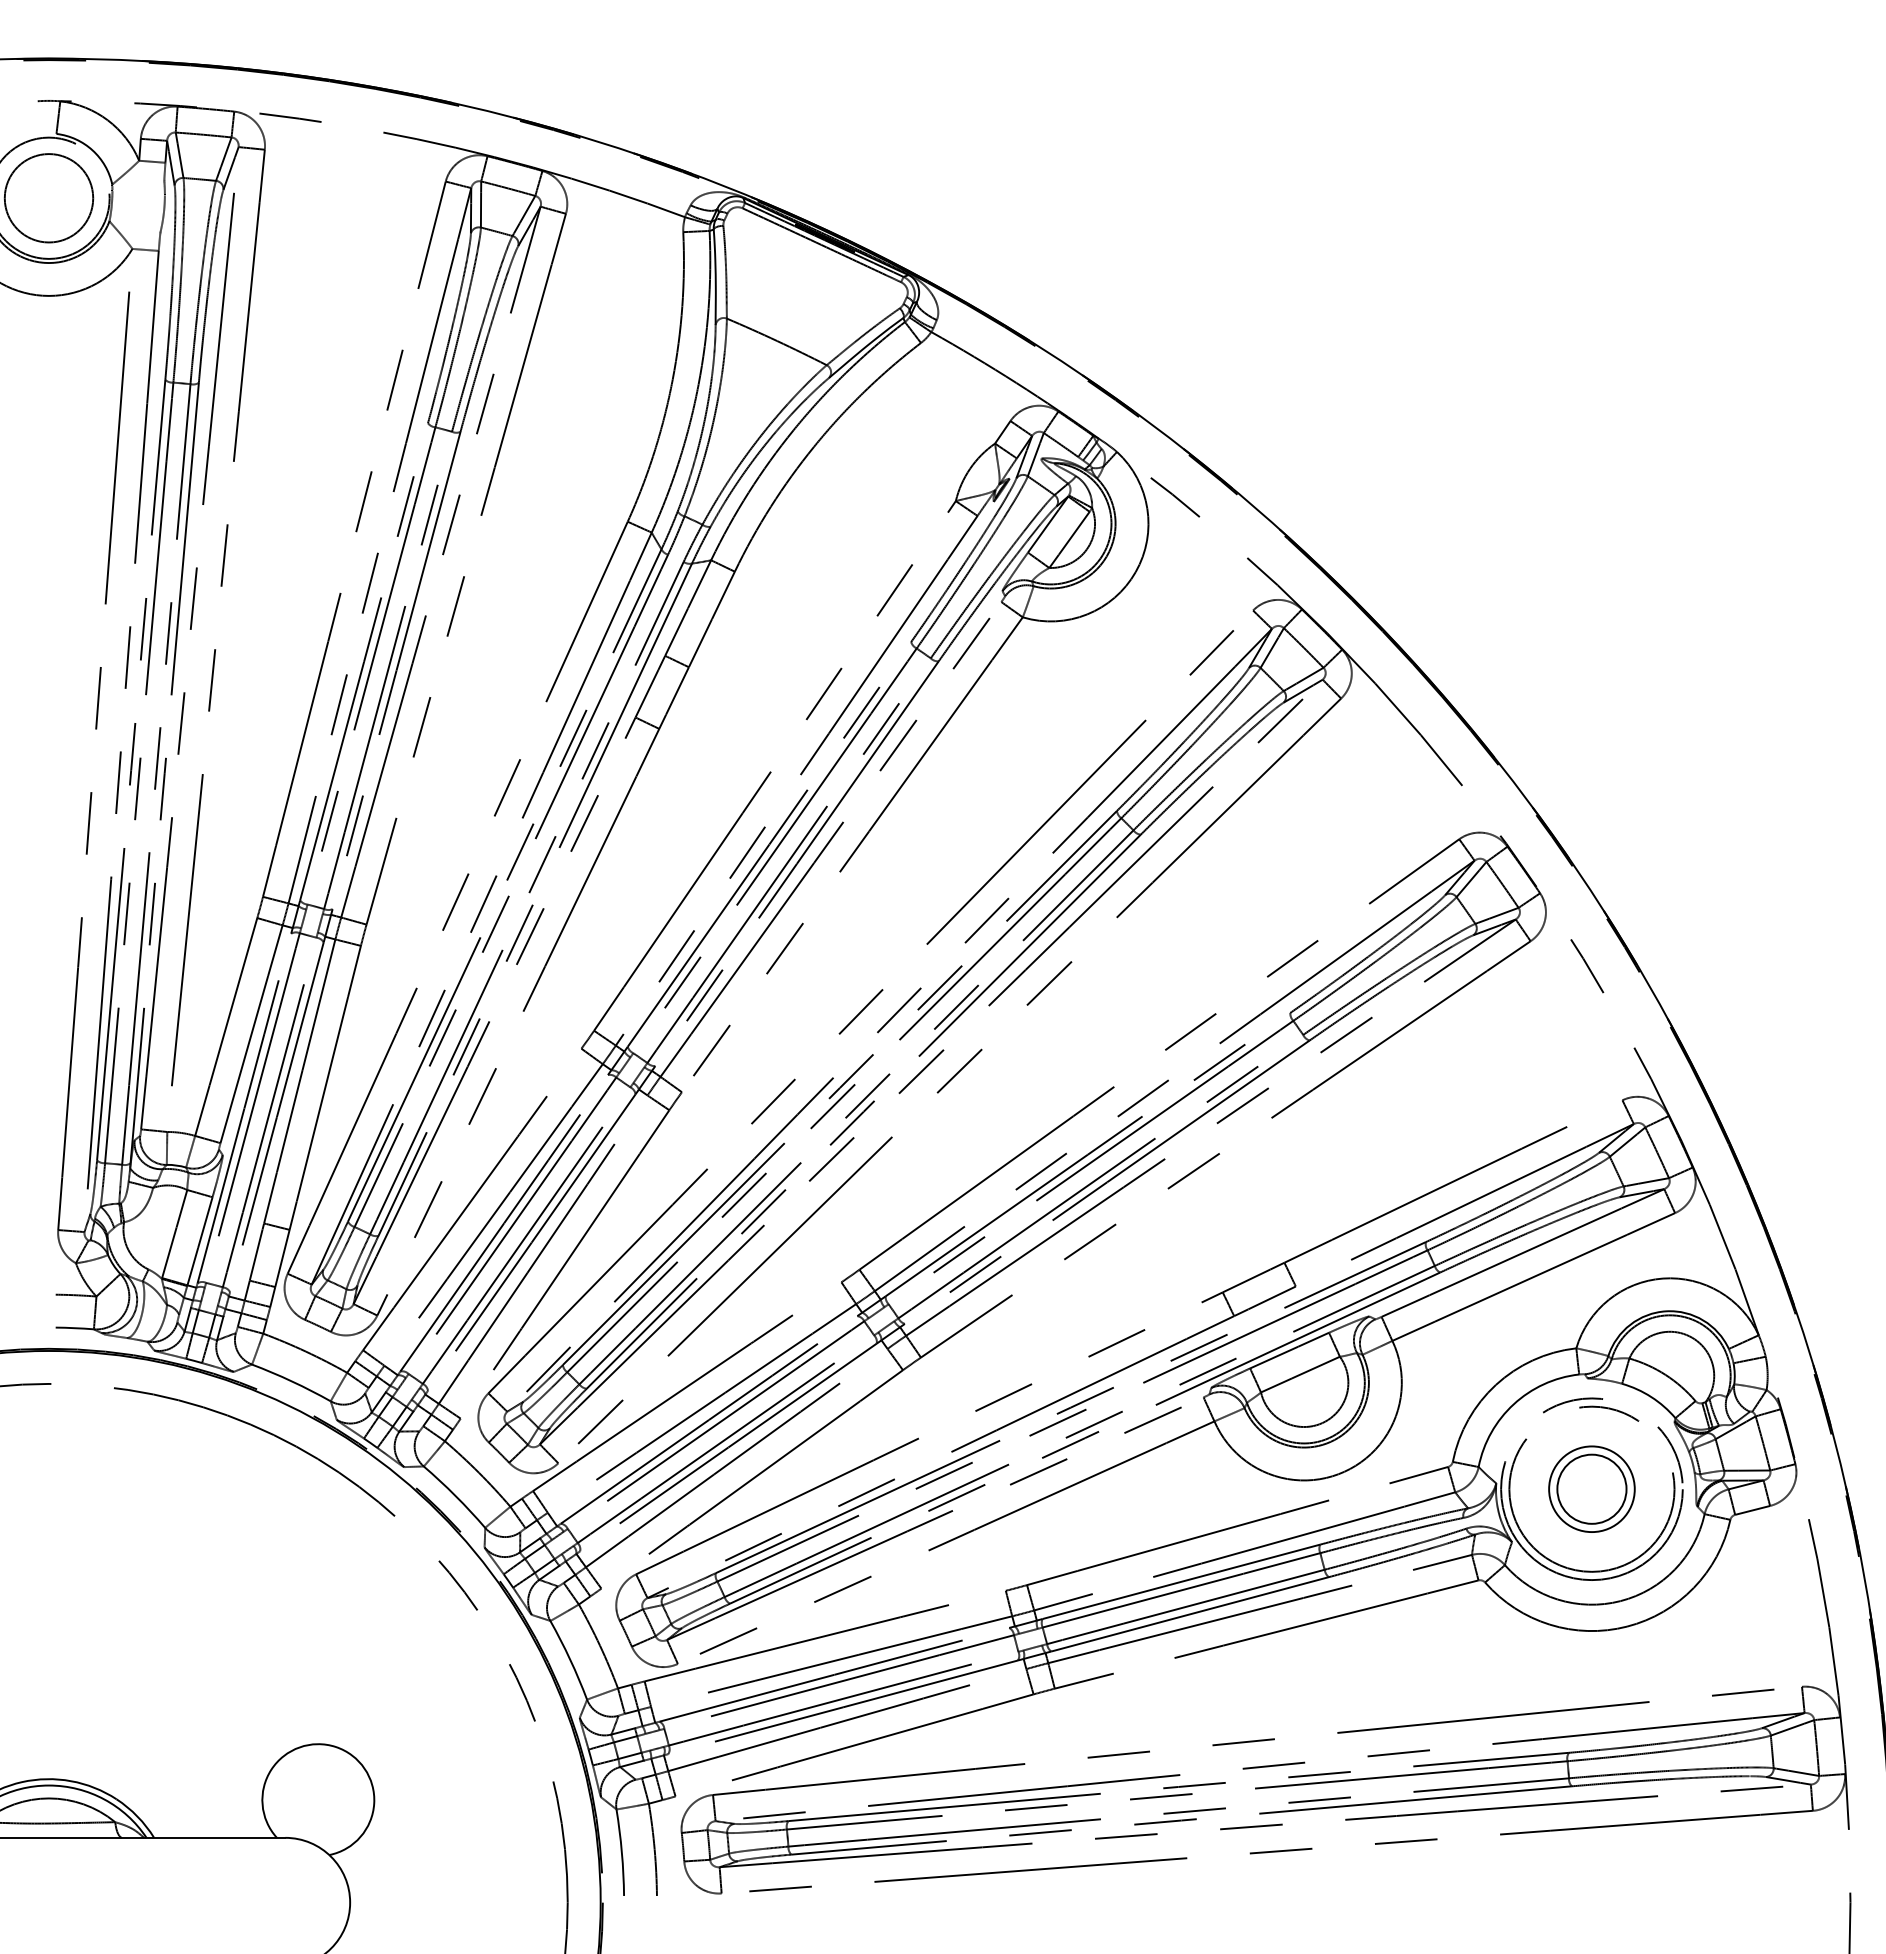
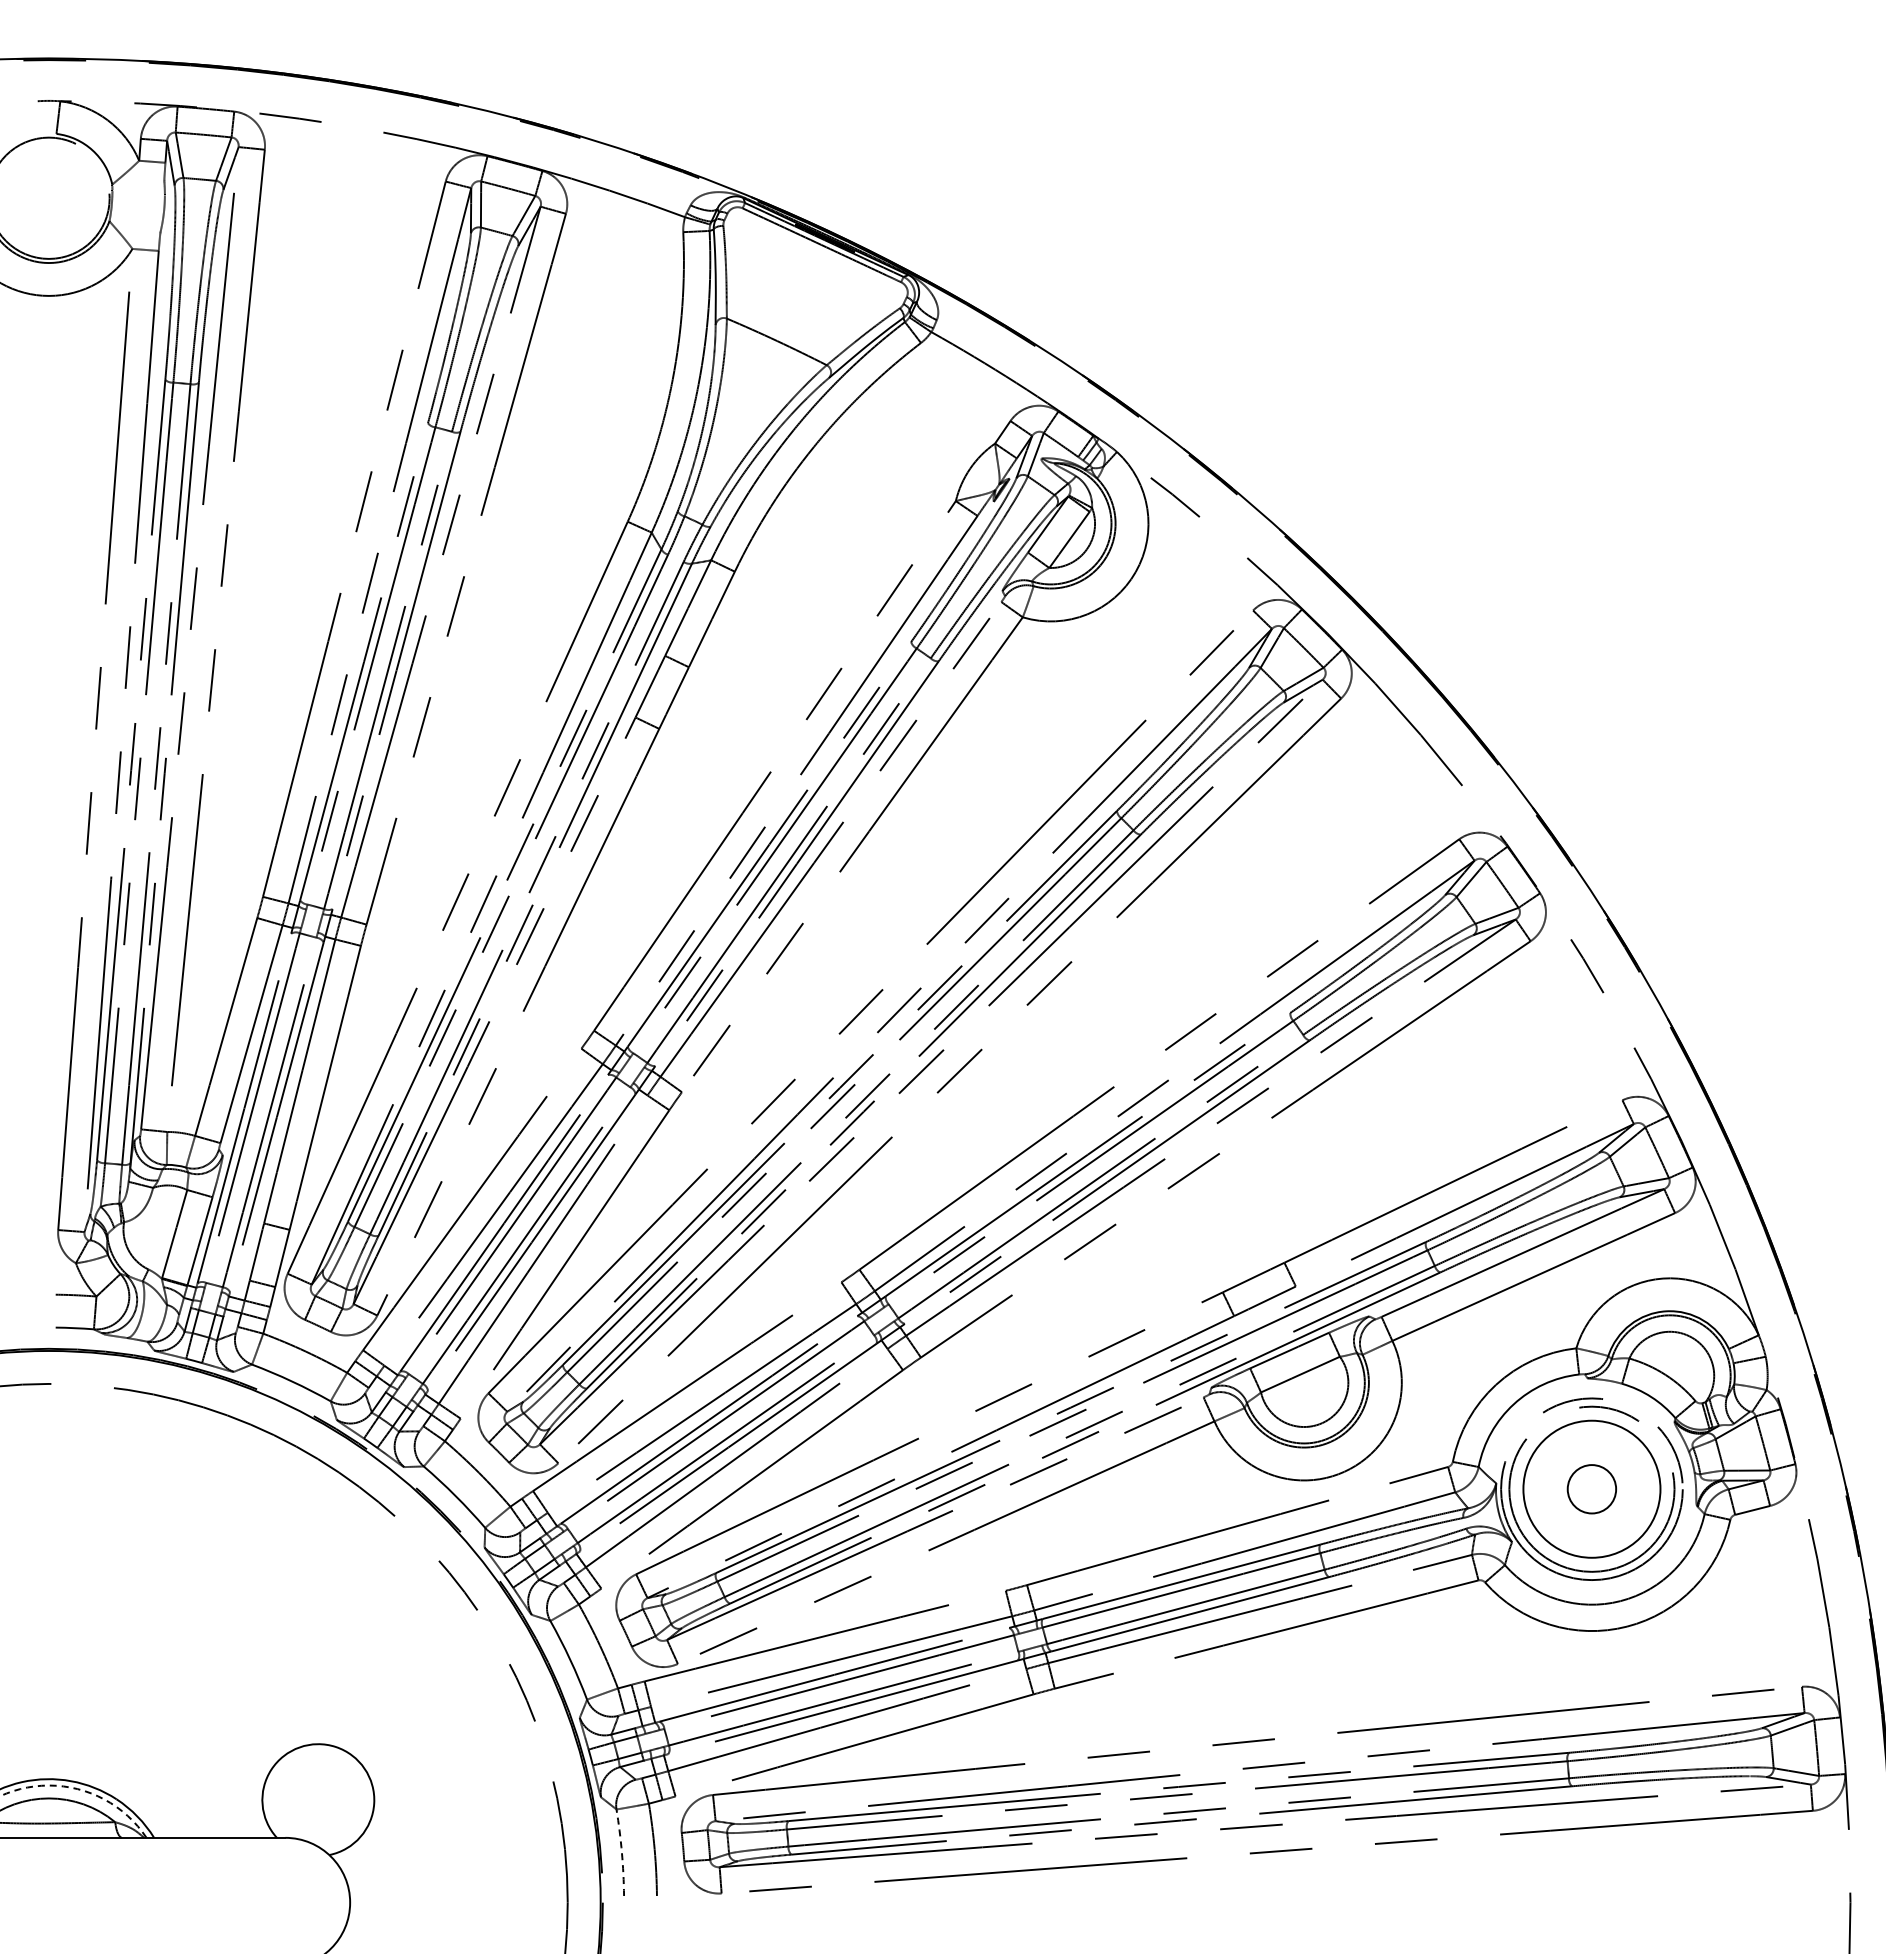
circle: present -> none (48, 198)
circle diameter: 69 px -> 48 px (1591, 1489)
circle diameter: 86 px -> 137 px (1591, 1488)
arc: solid -> dashed (80, 1789)
arc: solid -> dashed (621, 1852)
